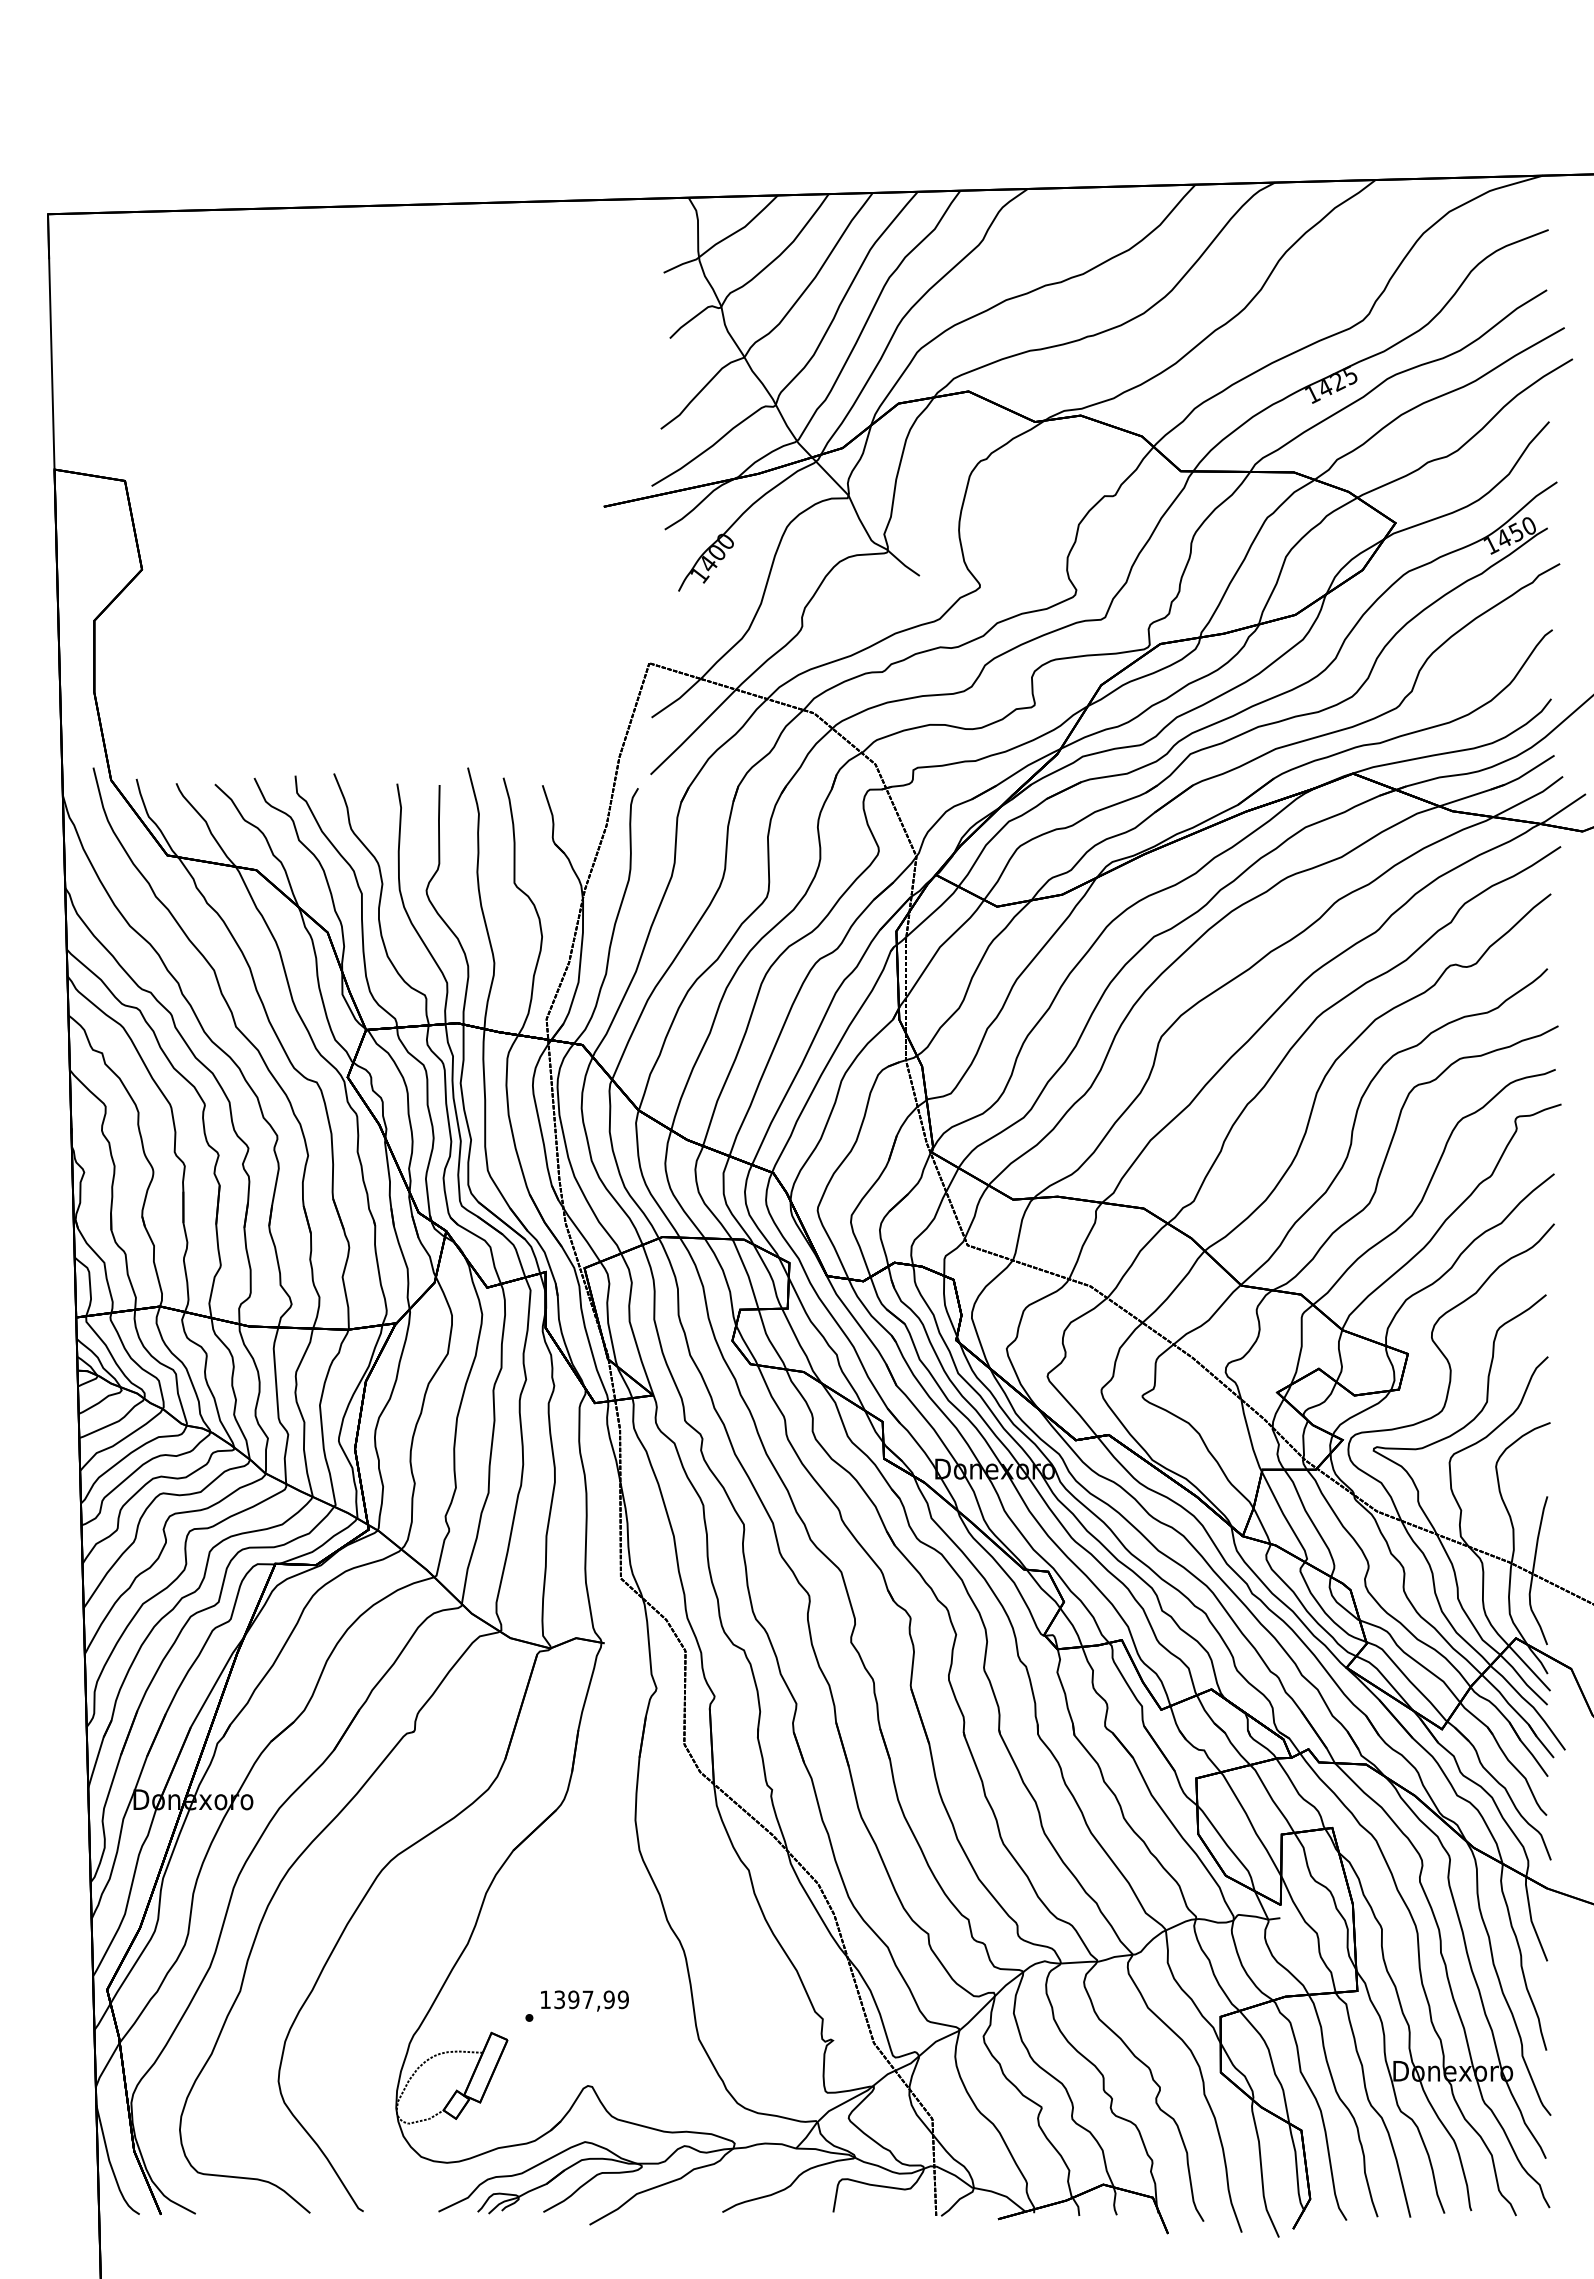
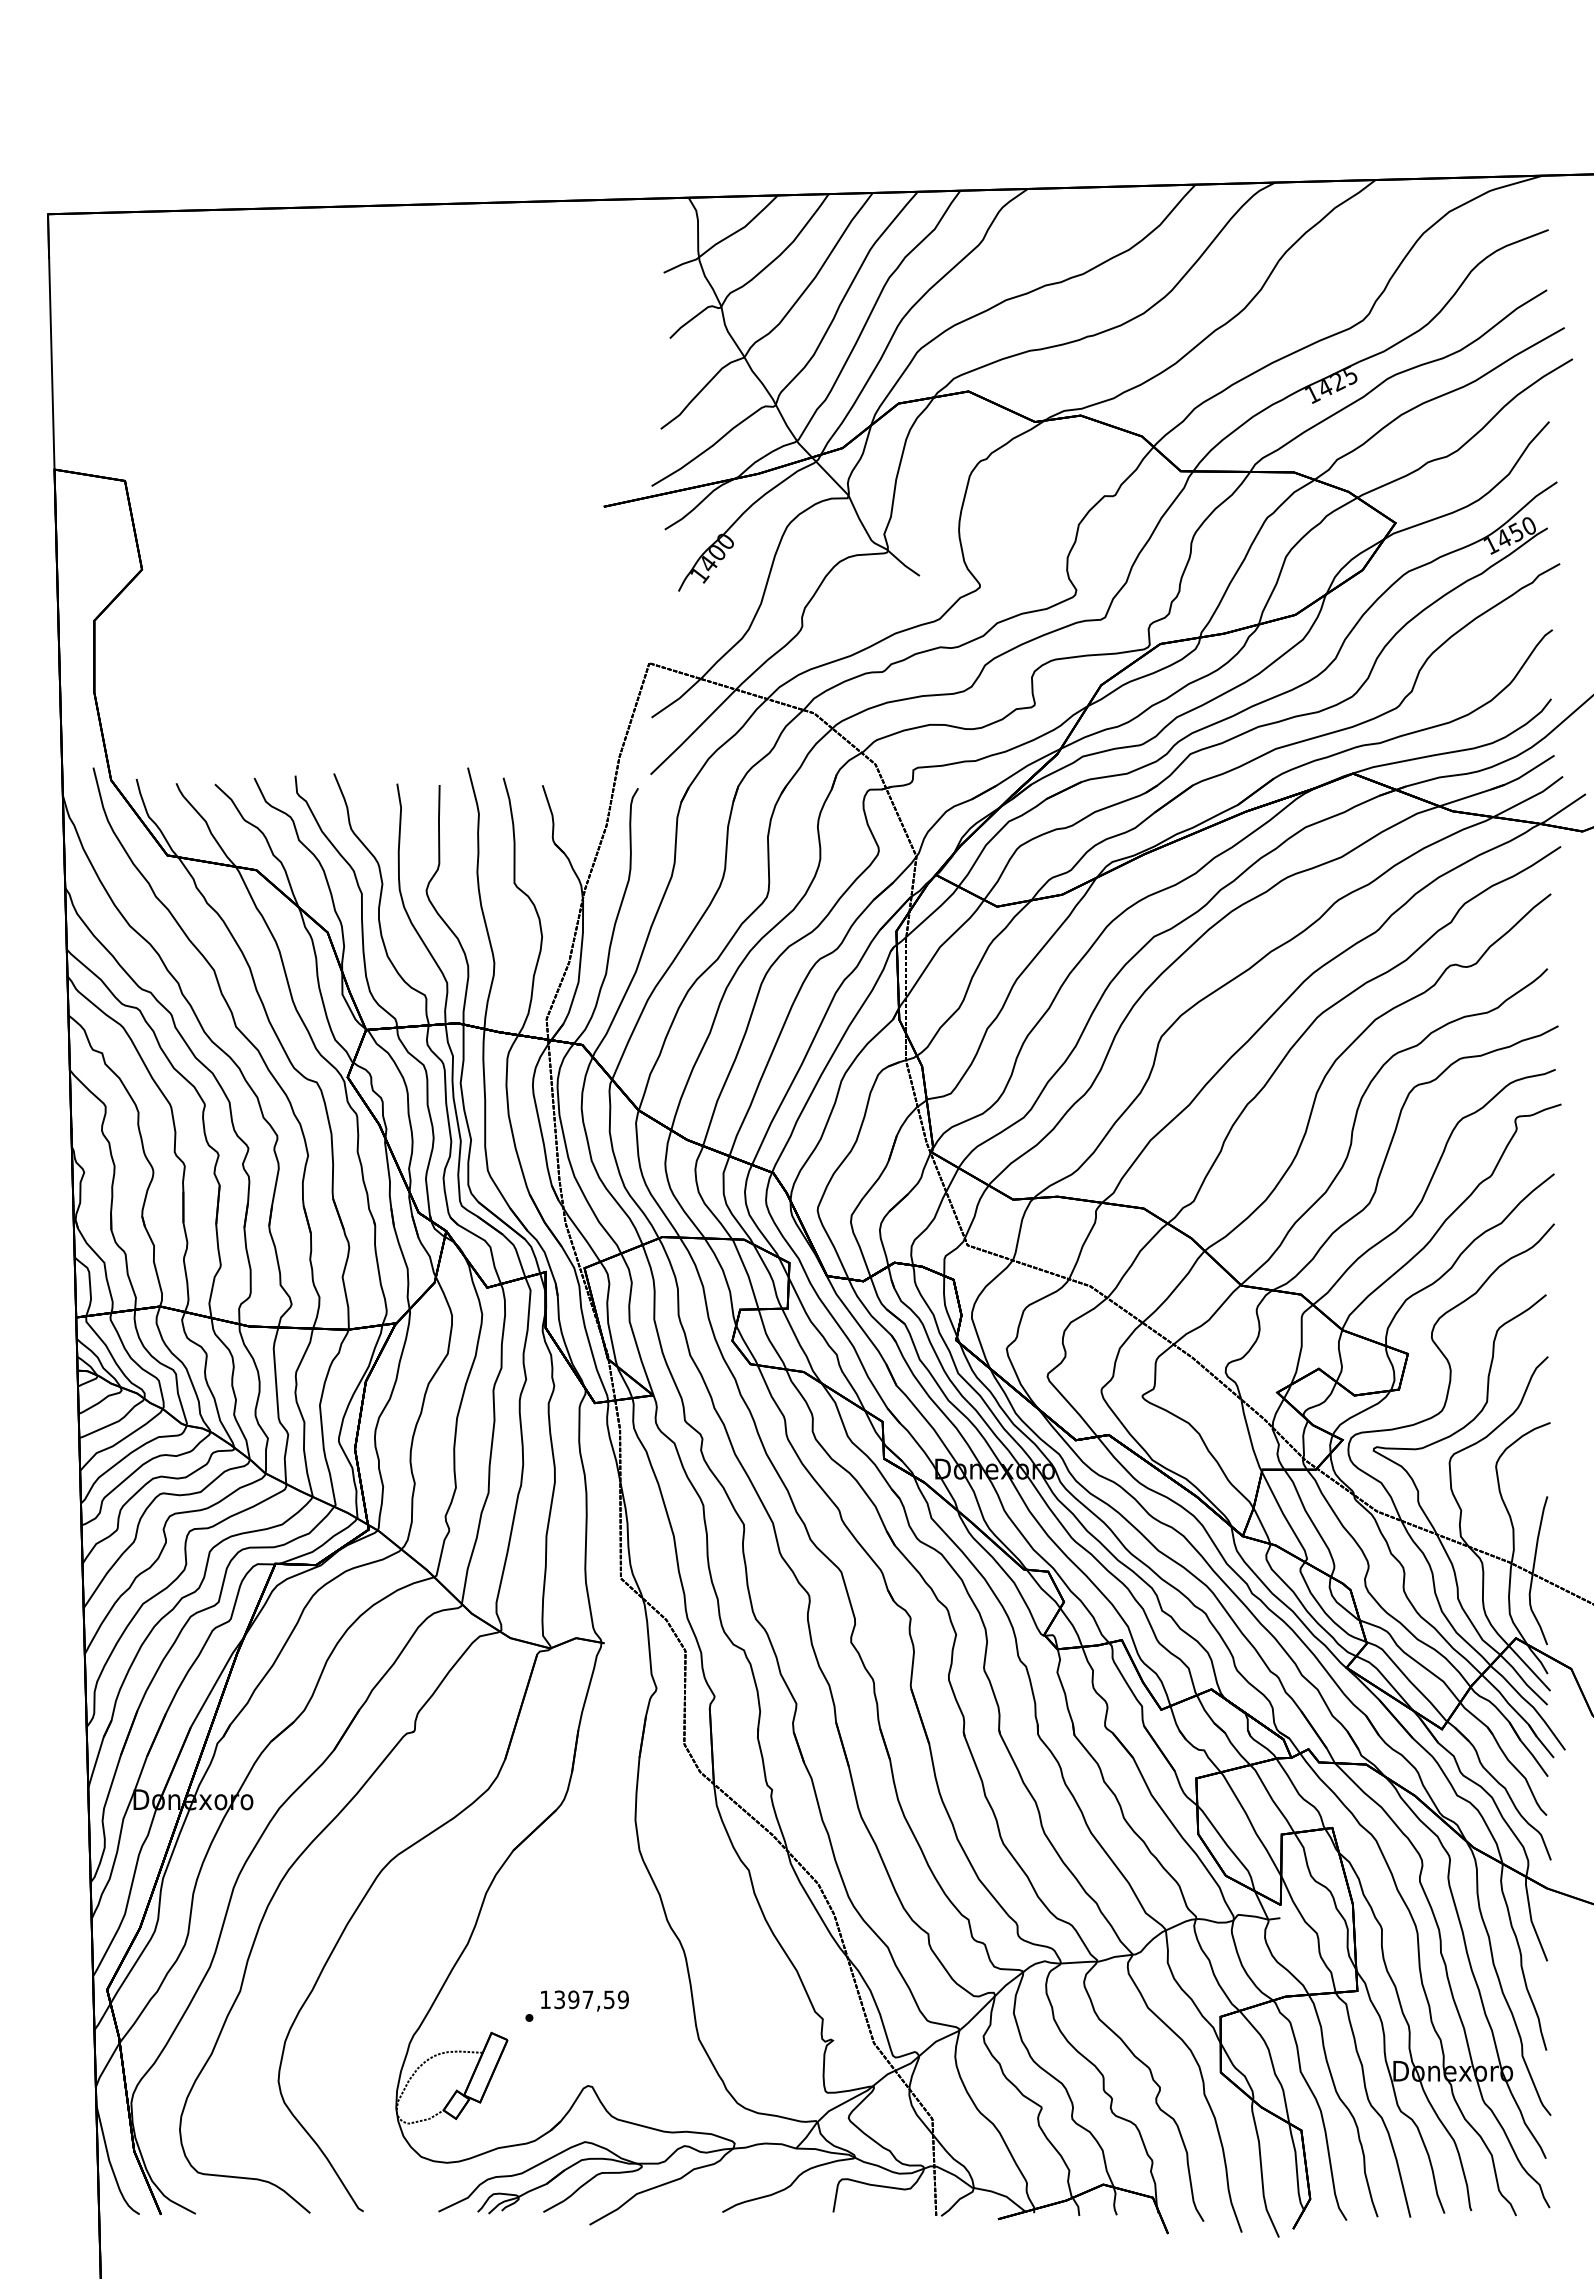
text: 1397,99 -> 1397,59 (608, 1999)
